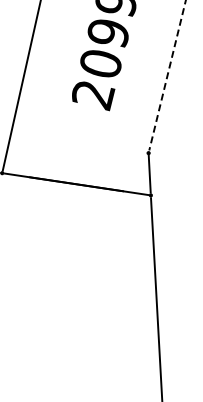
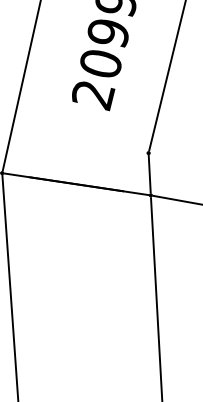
line: dashed -> solid (167, 75)
line: none -> present (176, 199)
line: none -> present (10, 286)
